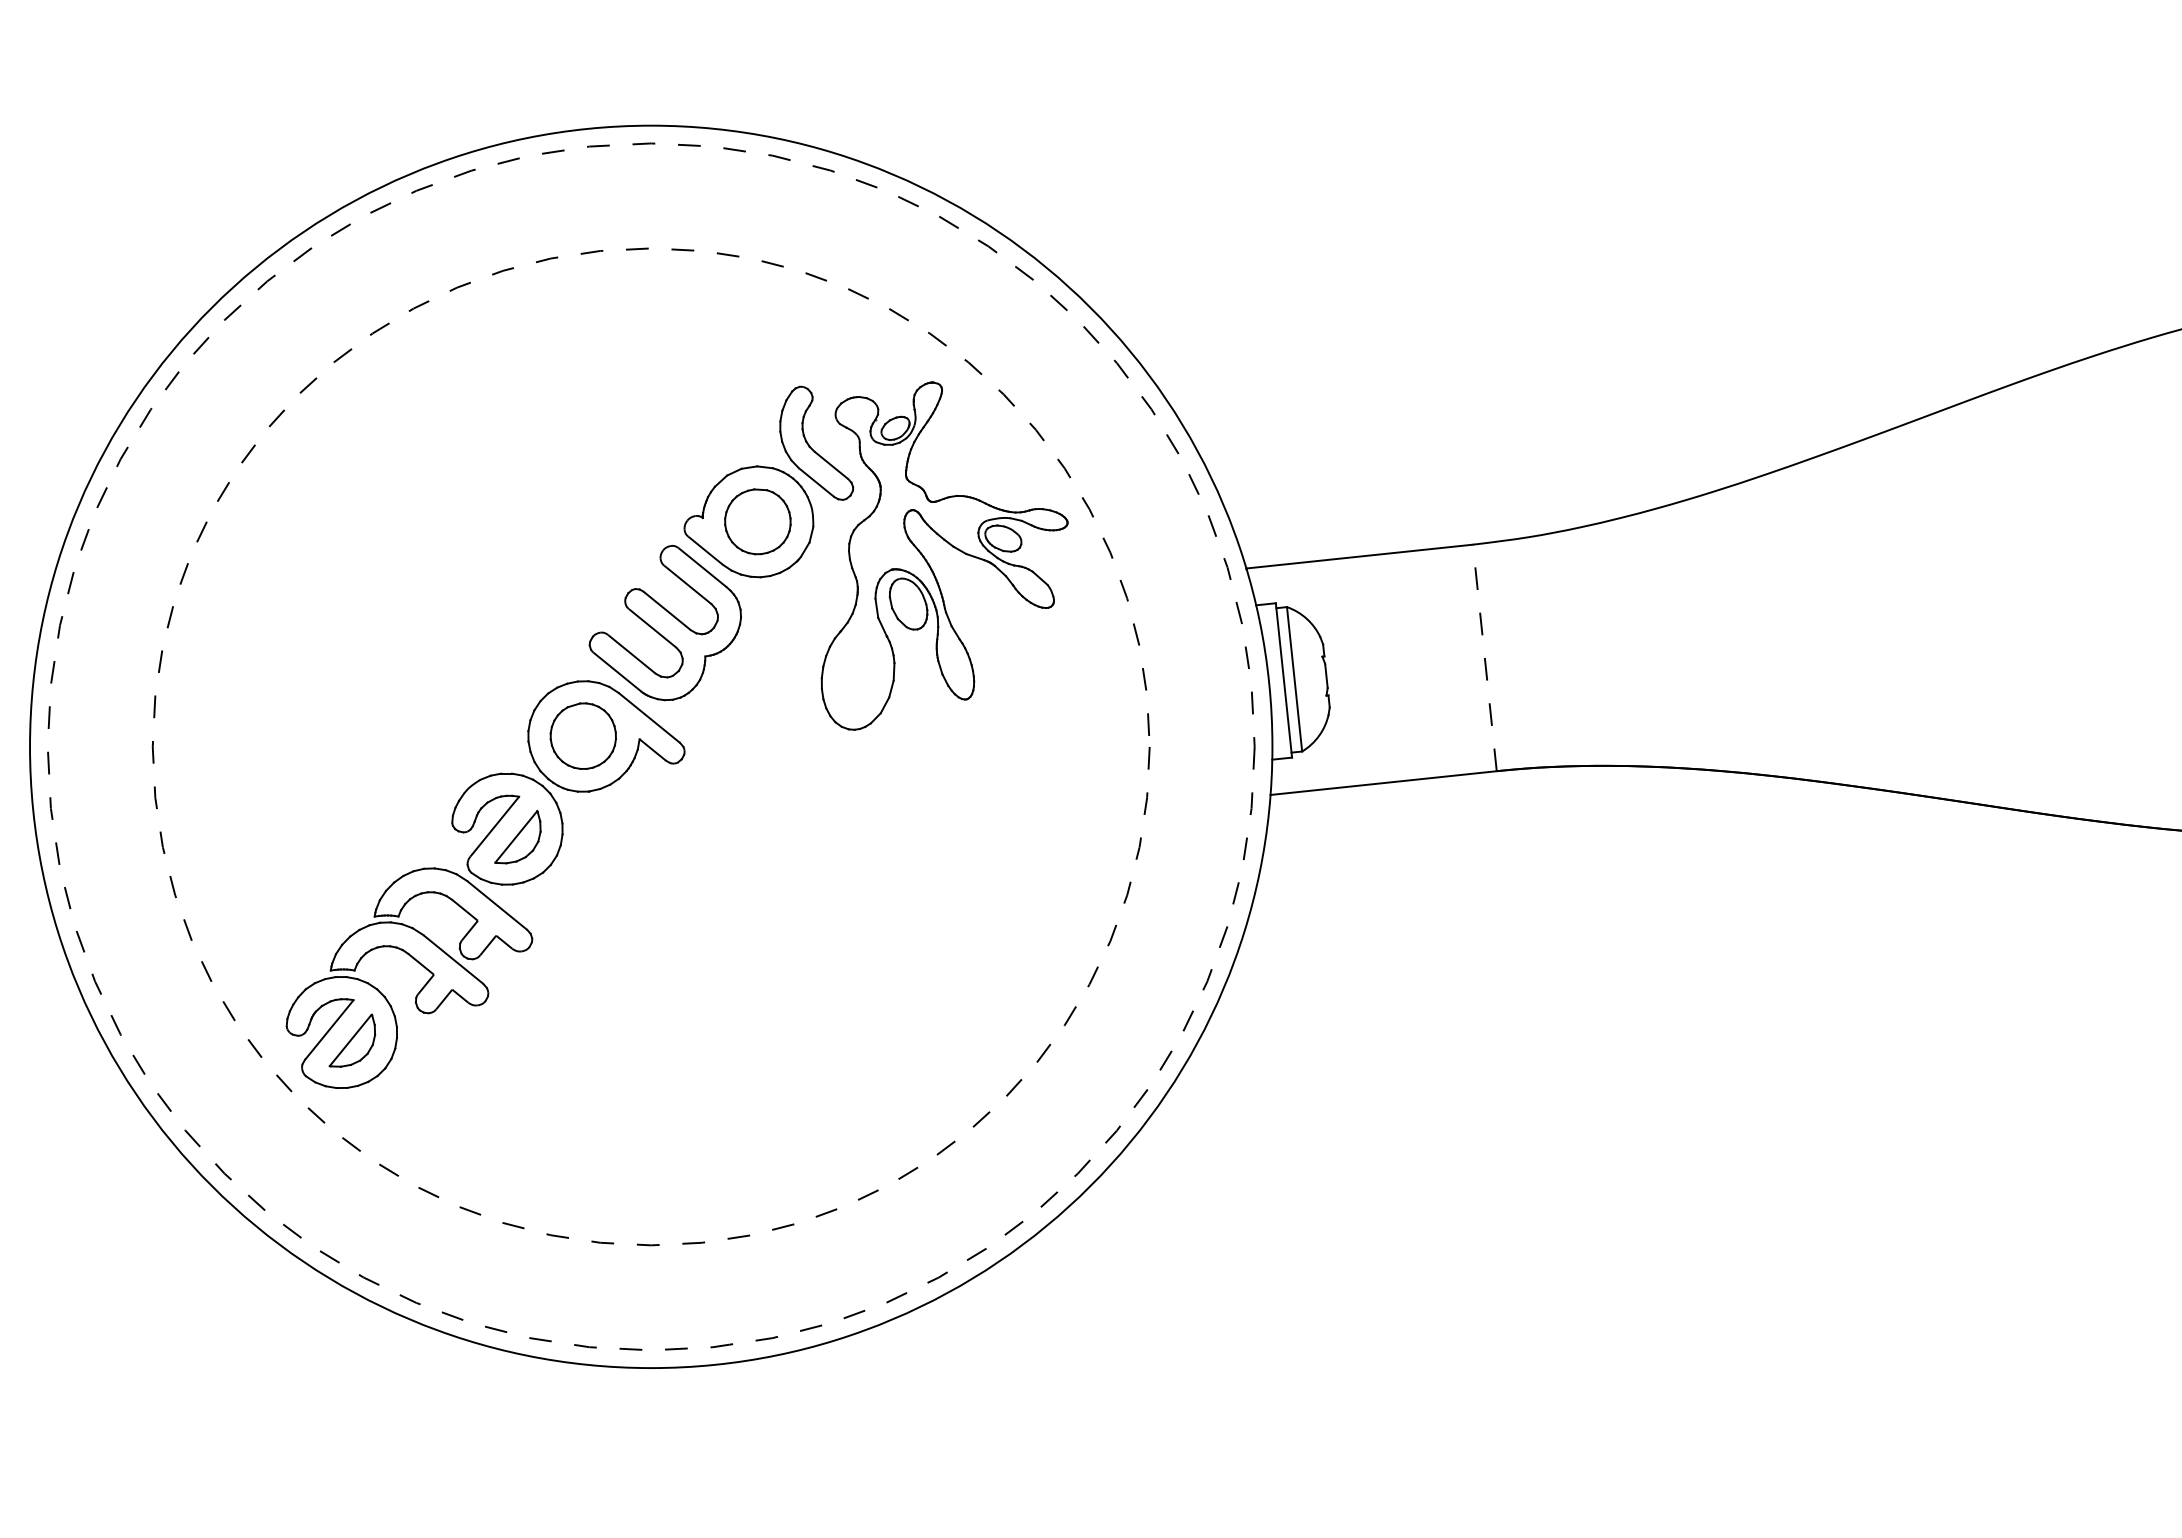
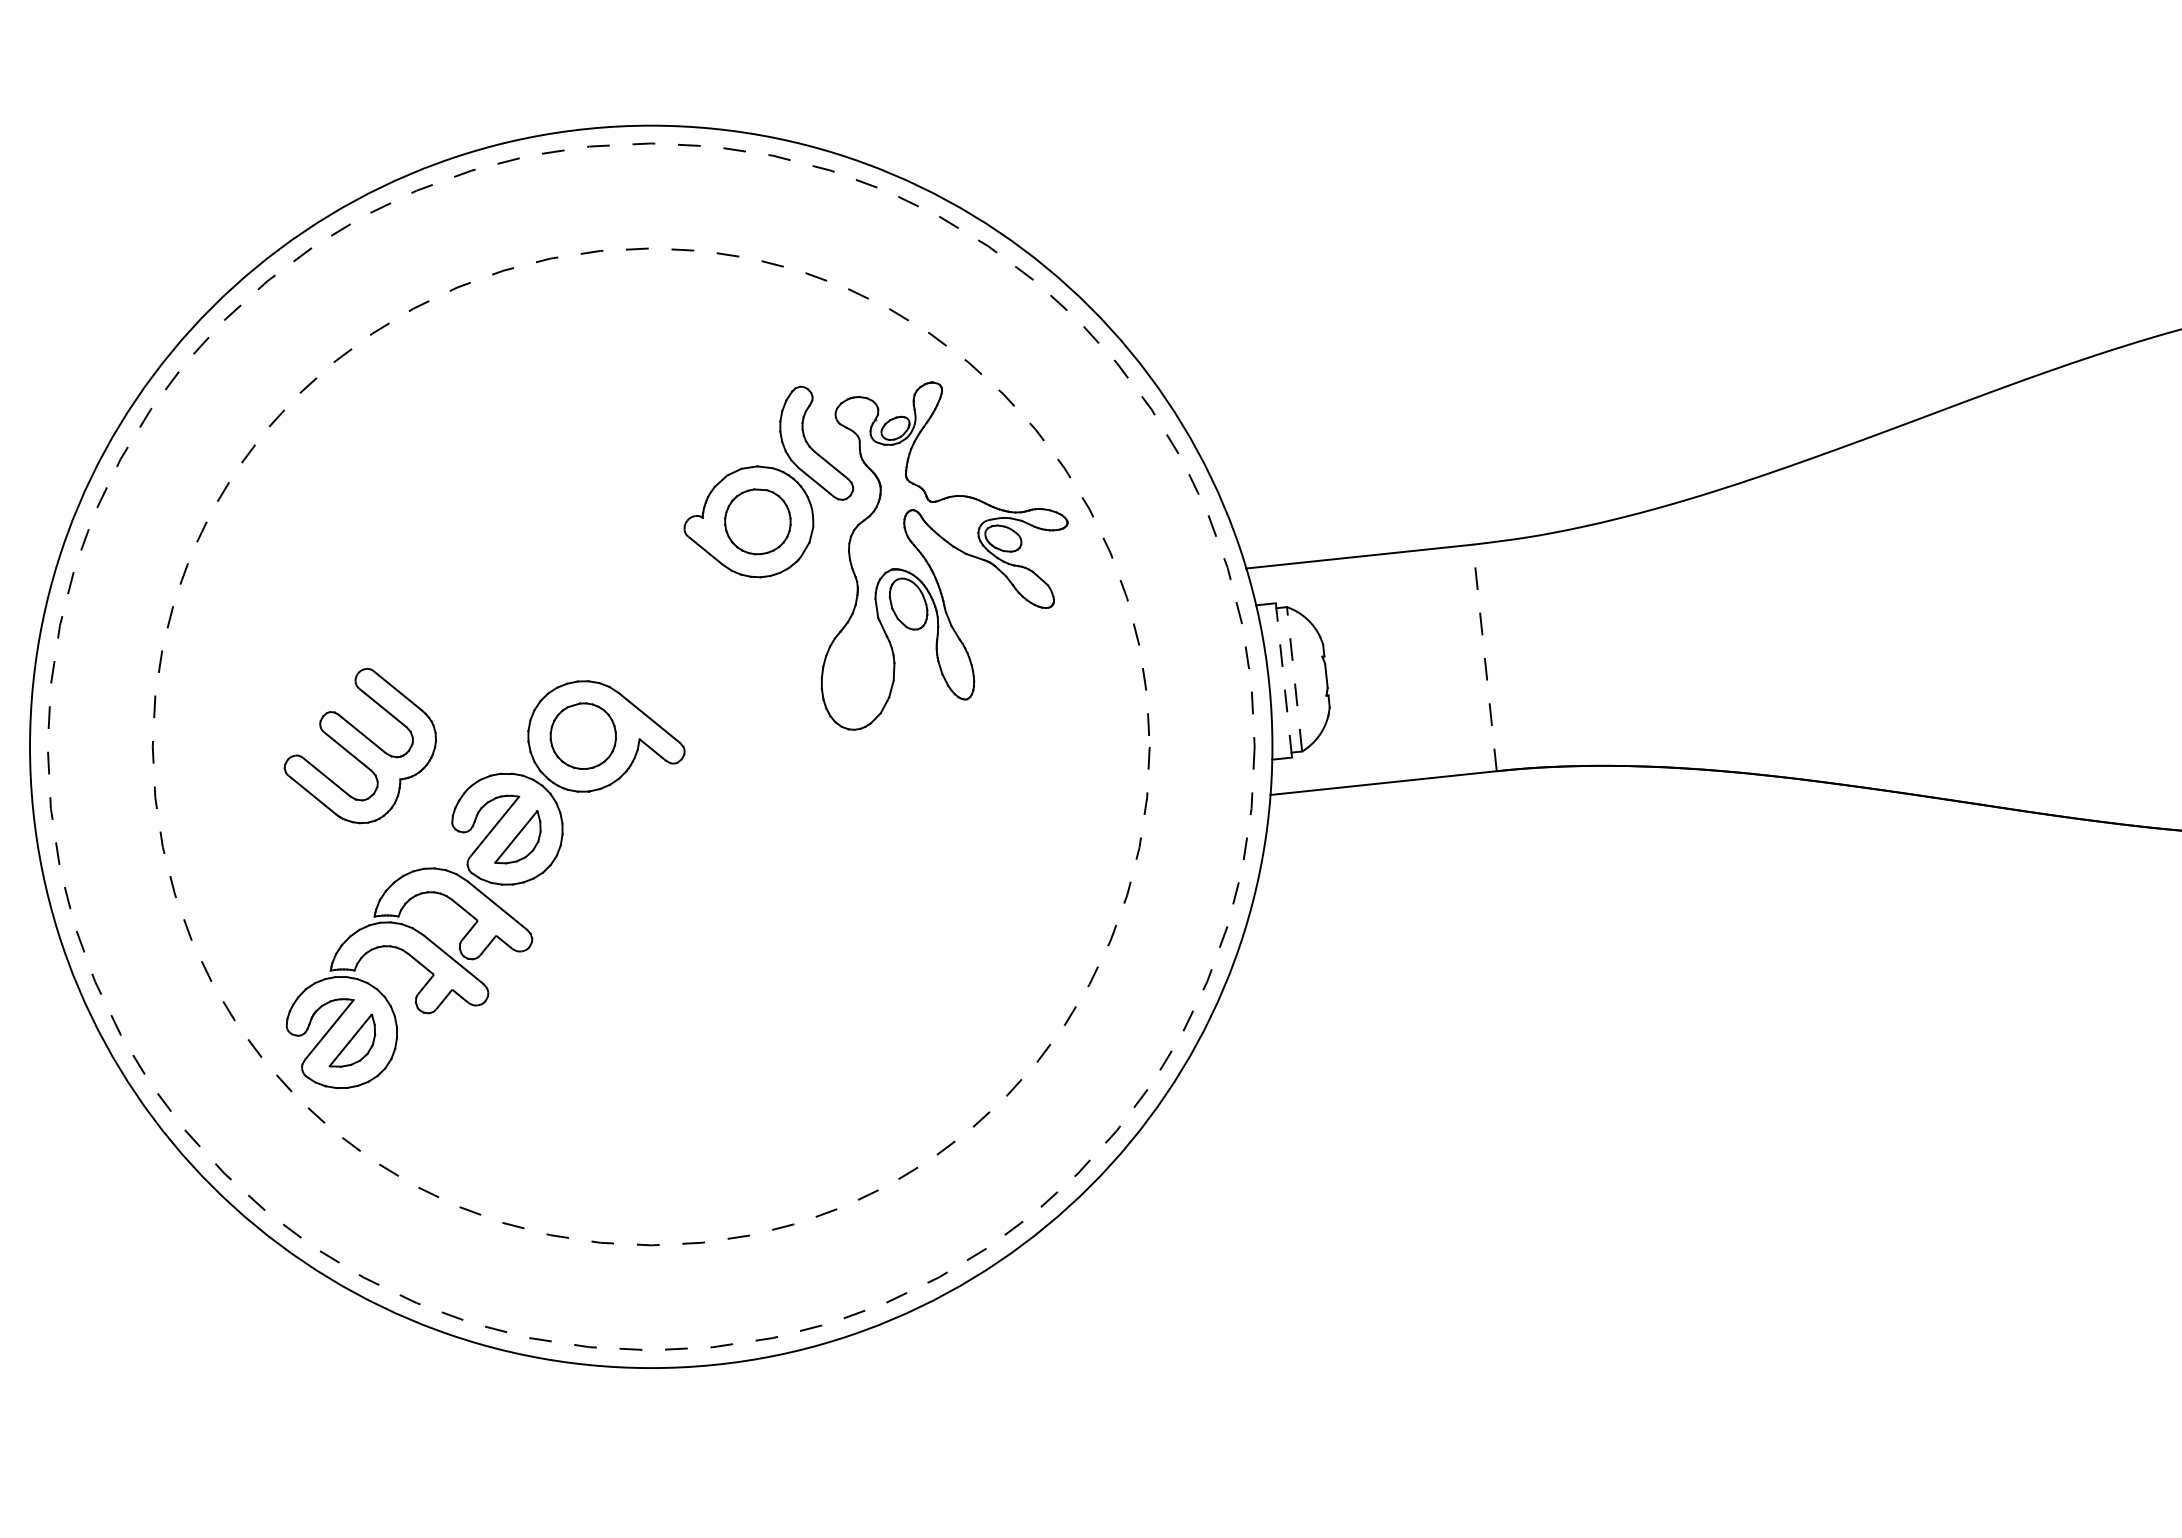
part position: (664, 623) -> (359, 746) (359, 746)
line: solid -> dashed (1294, 679)
line: solid -> dashed (1283, 680)
